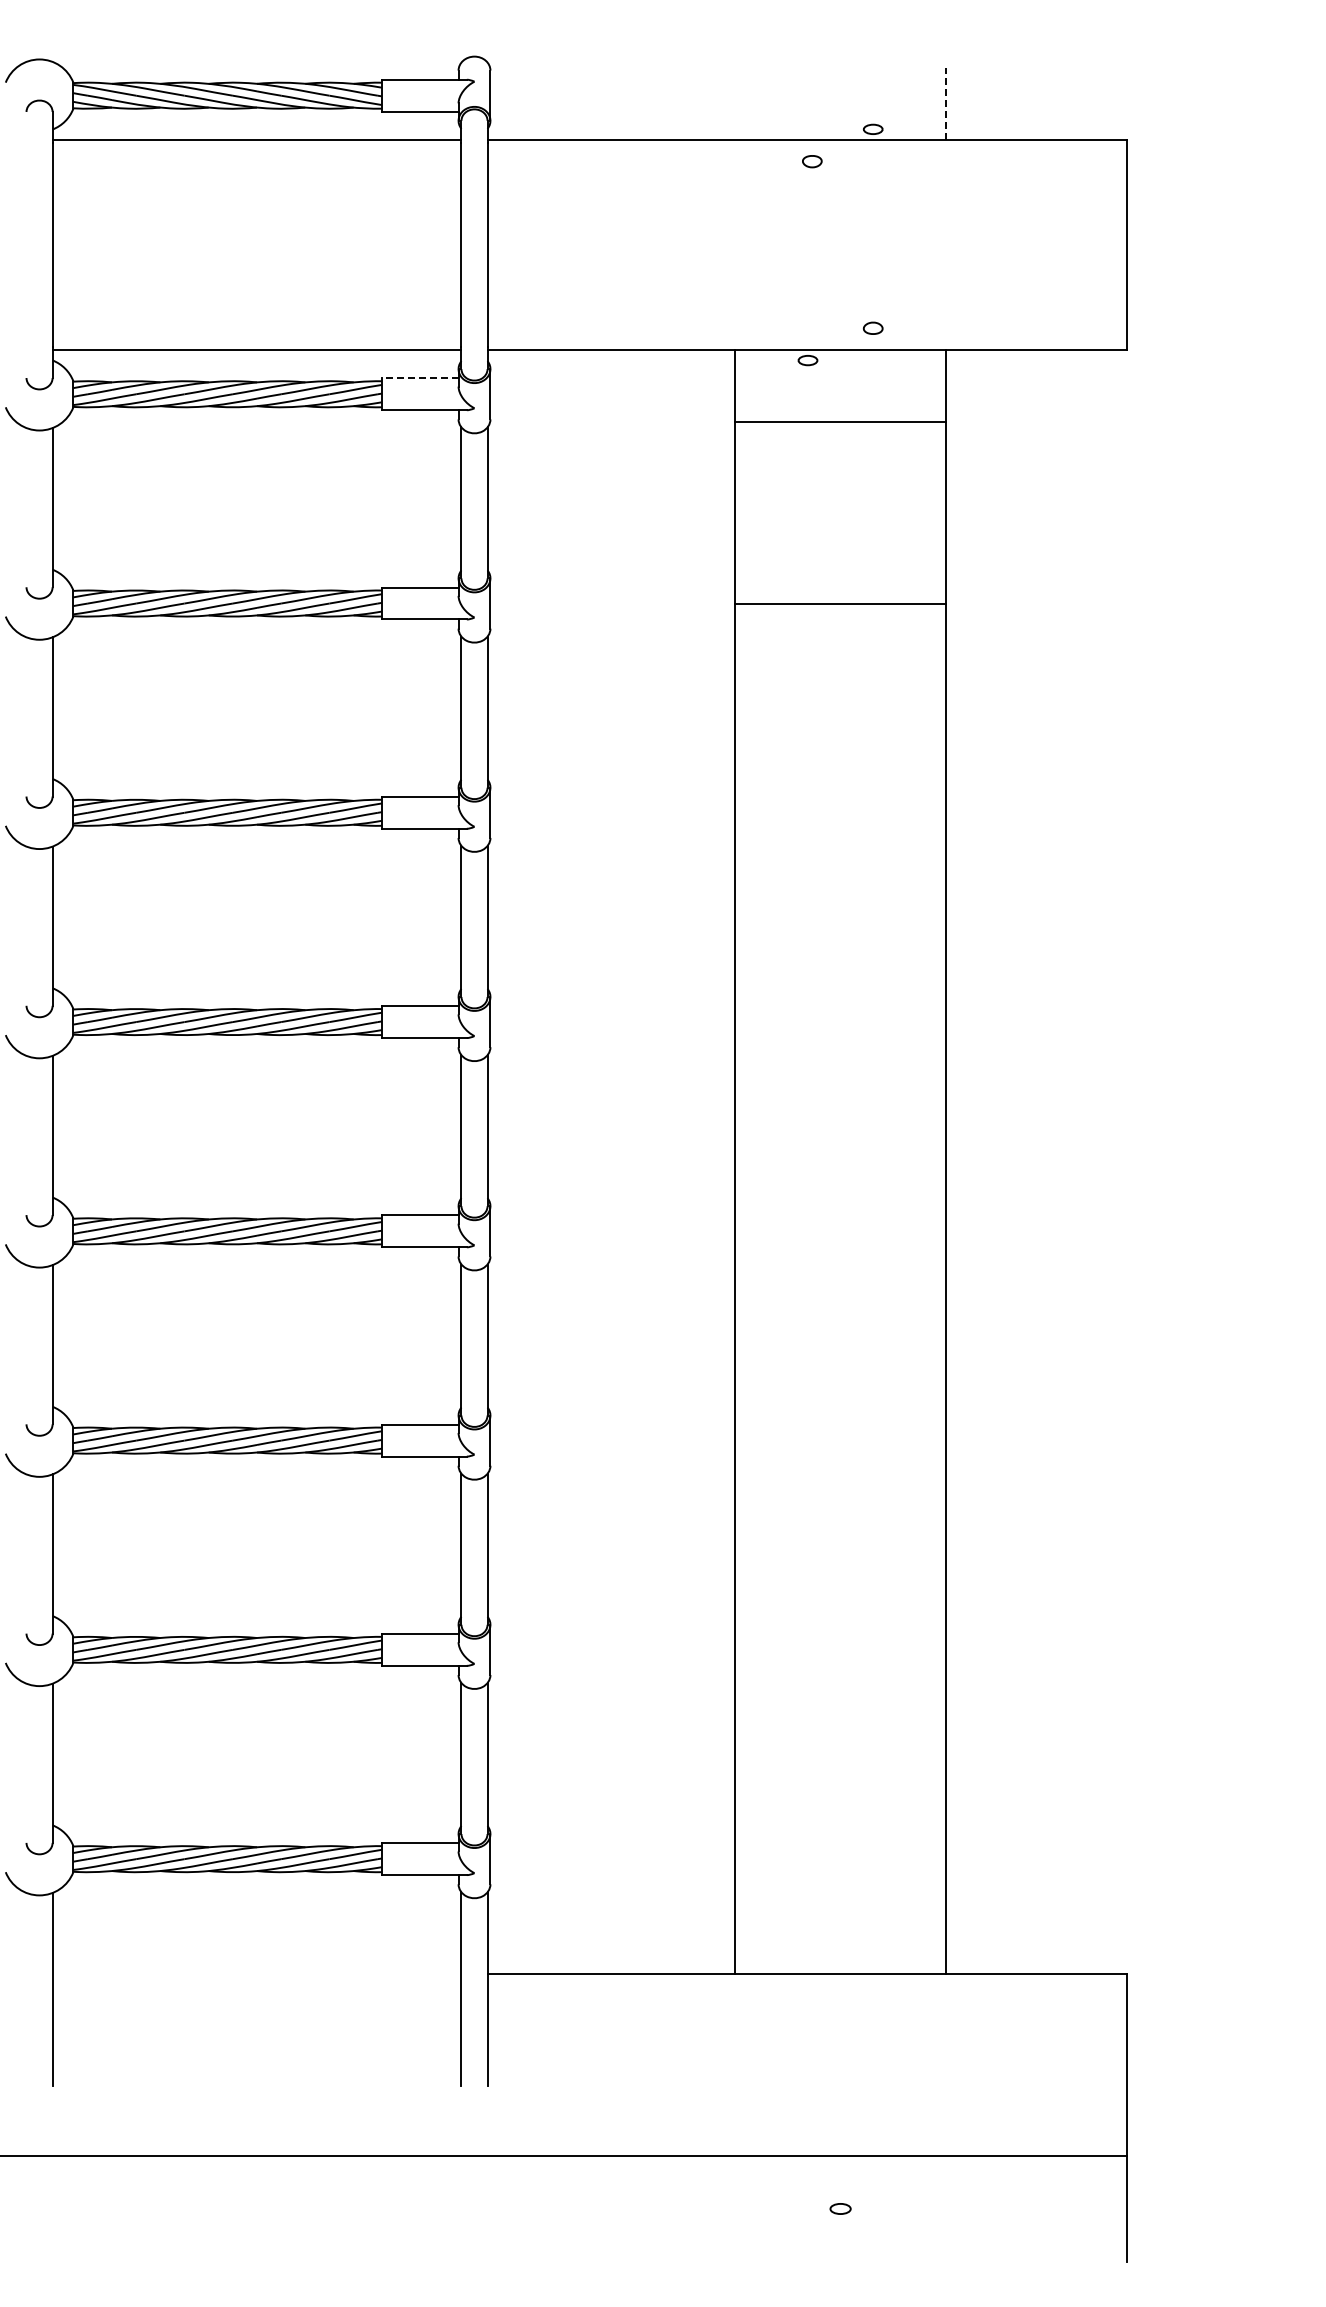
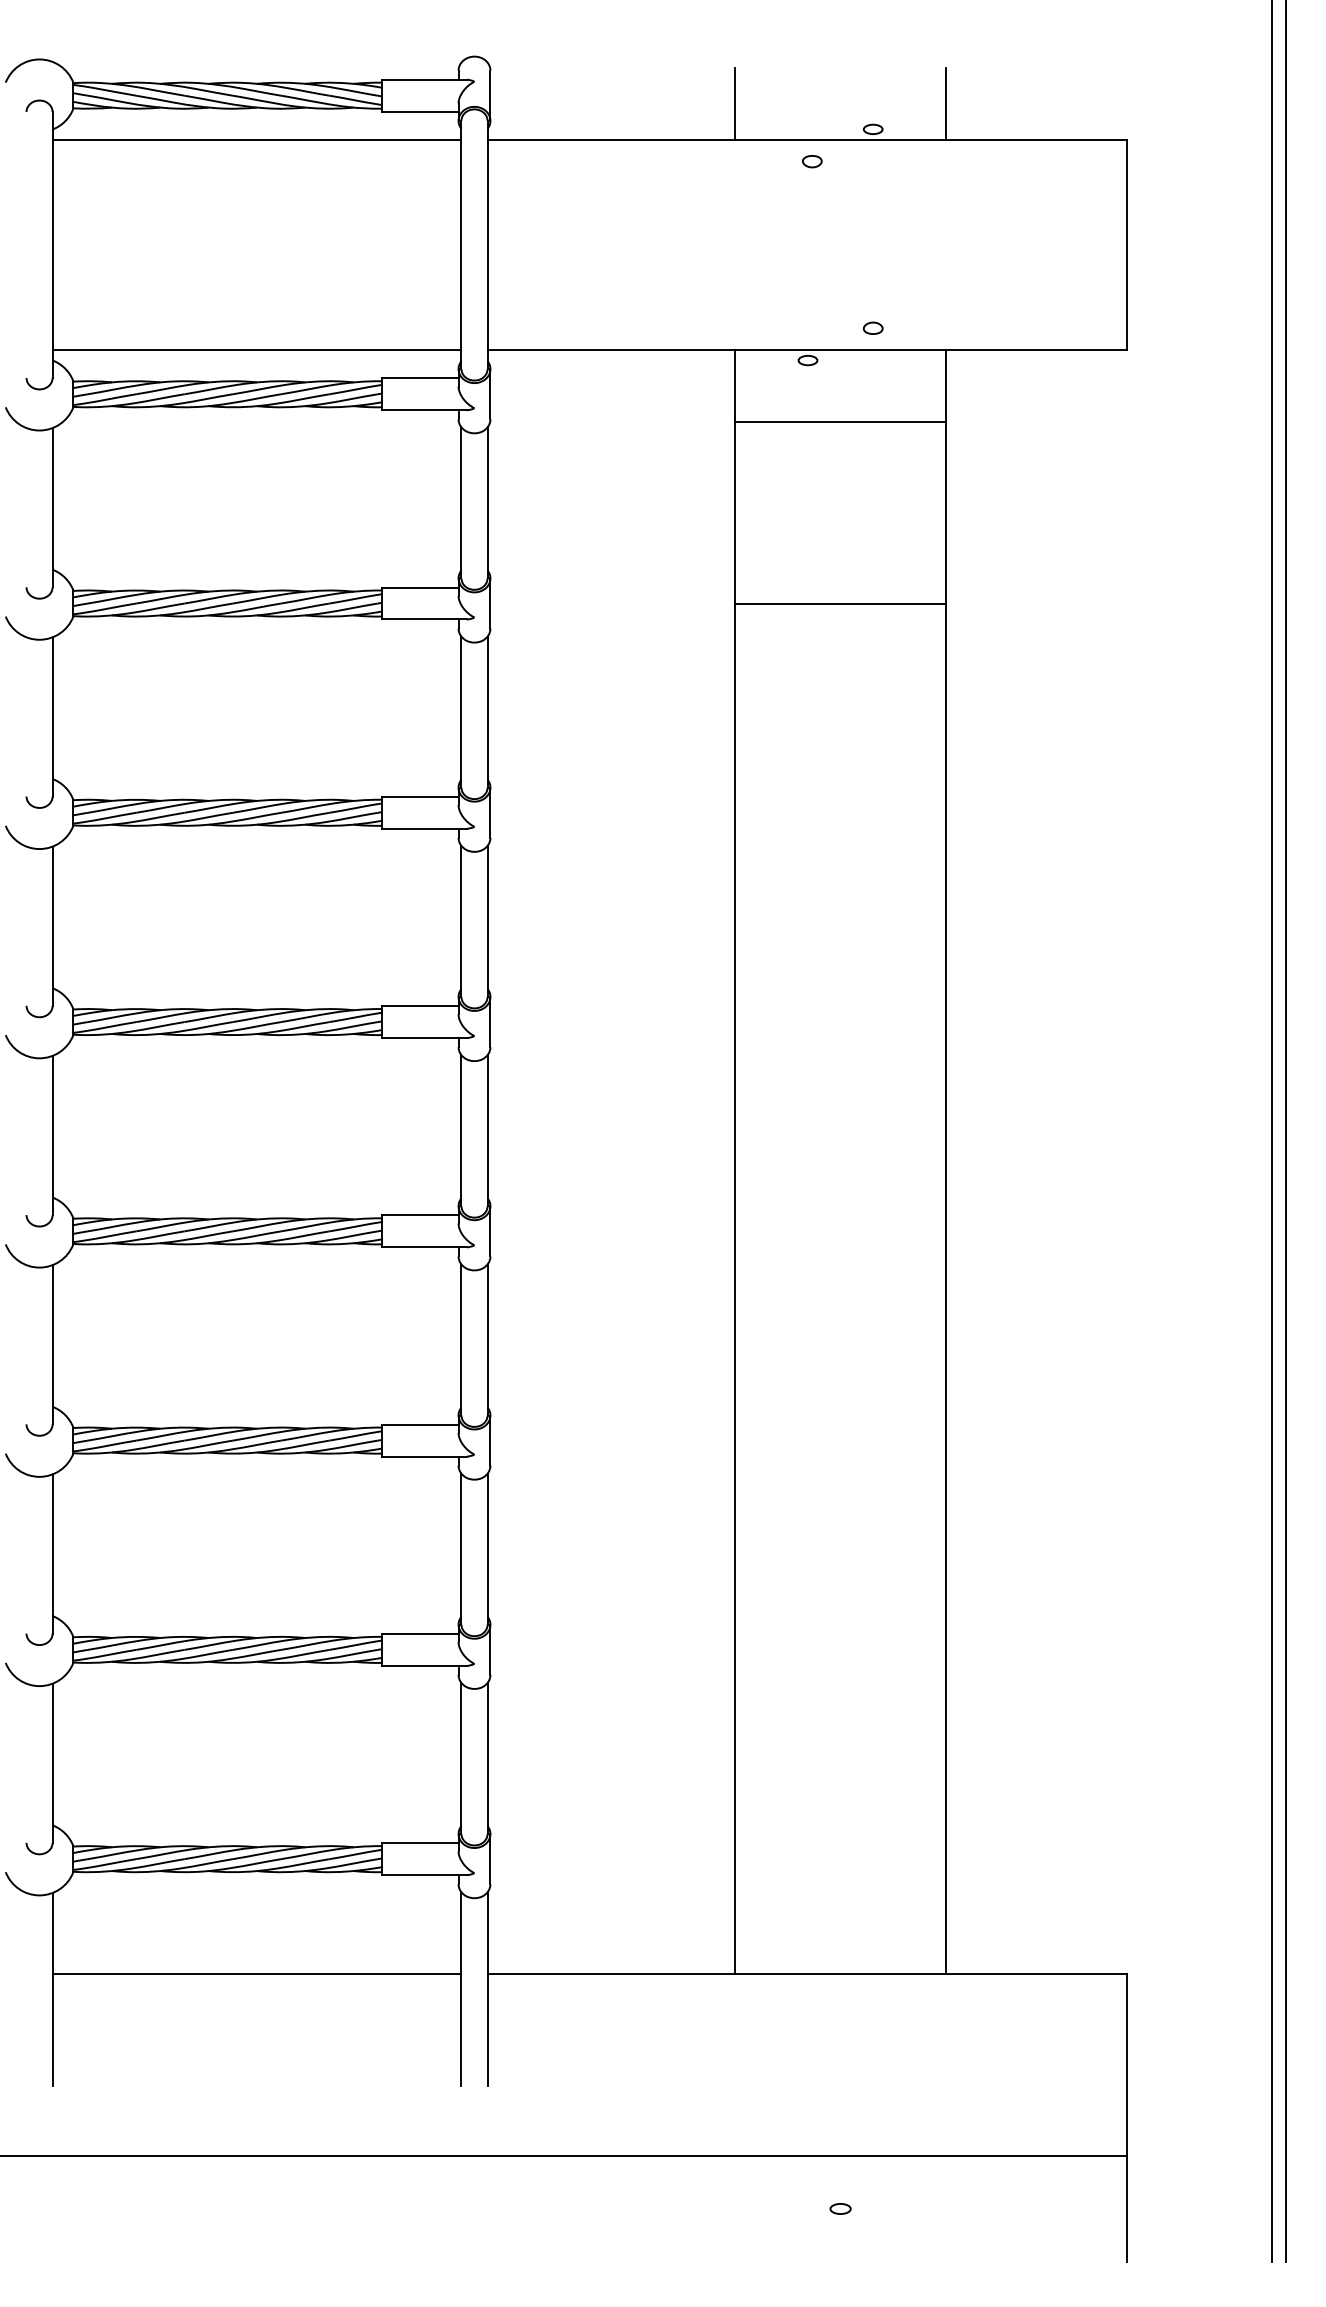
line: none -> present (735, 103)
line: dashed -> solid (945, 103)
line: dashed -> solid (419, 378)
line: none -> present (1271, 1131)
line: none -> present (1286, 1131)
line: none -> present (256, 1974)
